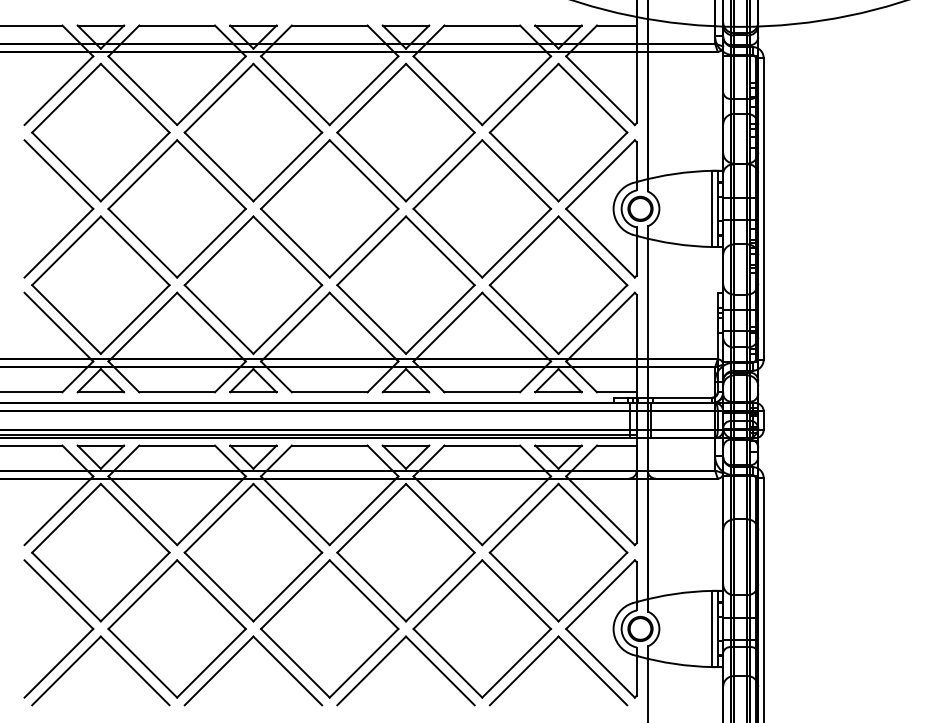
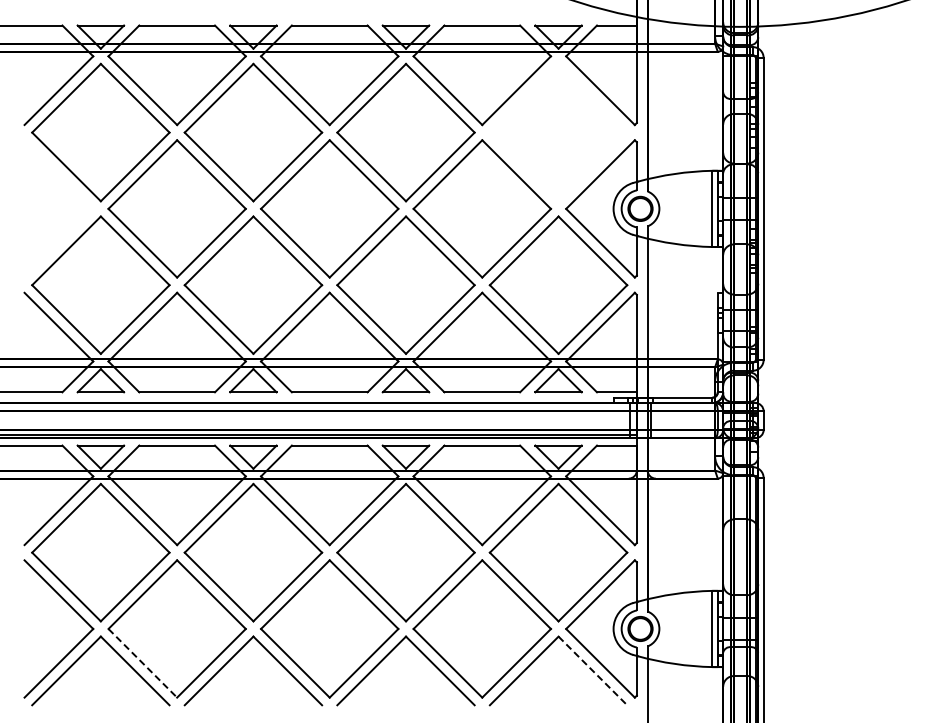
part: present -> none (558, 132)
part: present -> none (74, 191)
line: solid -> dashed (142, 663)
line: solid -> dashed (592, 670)
